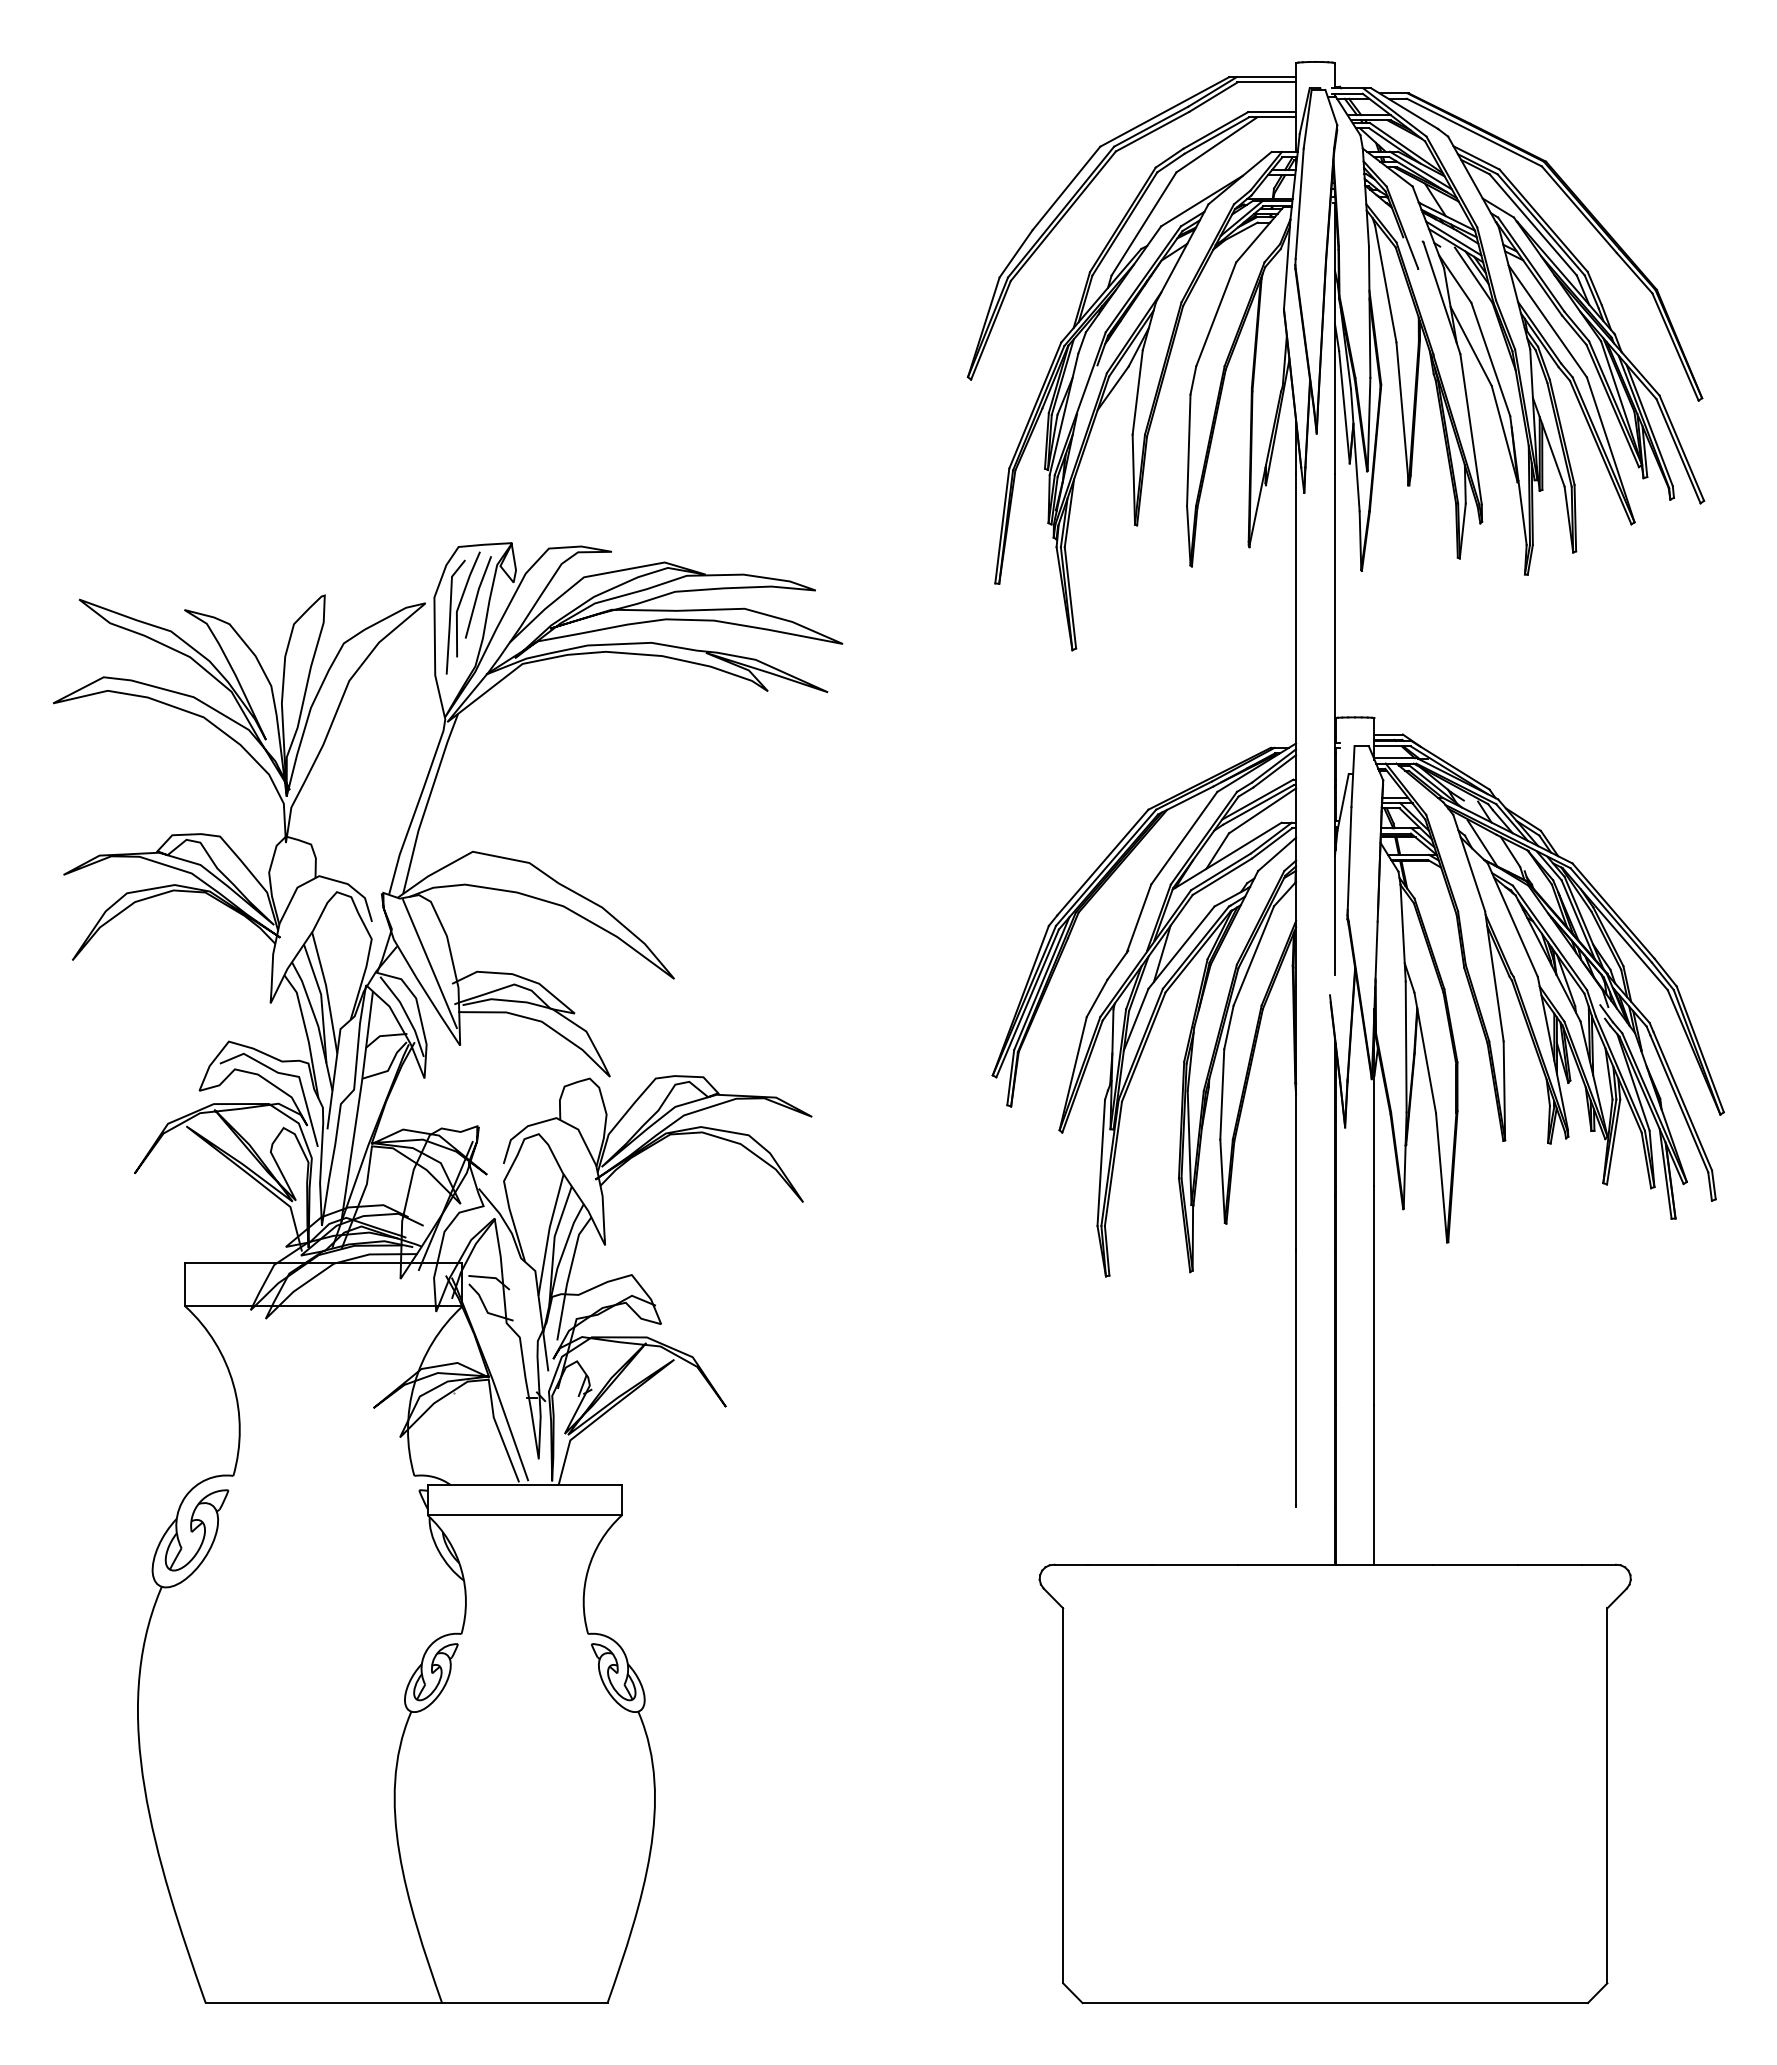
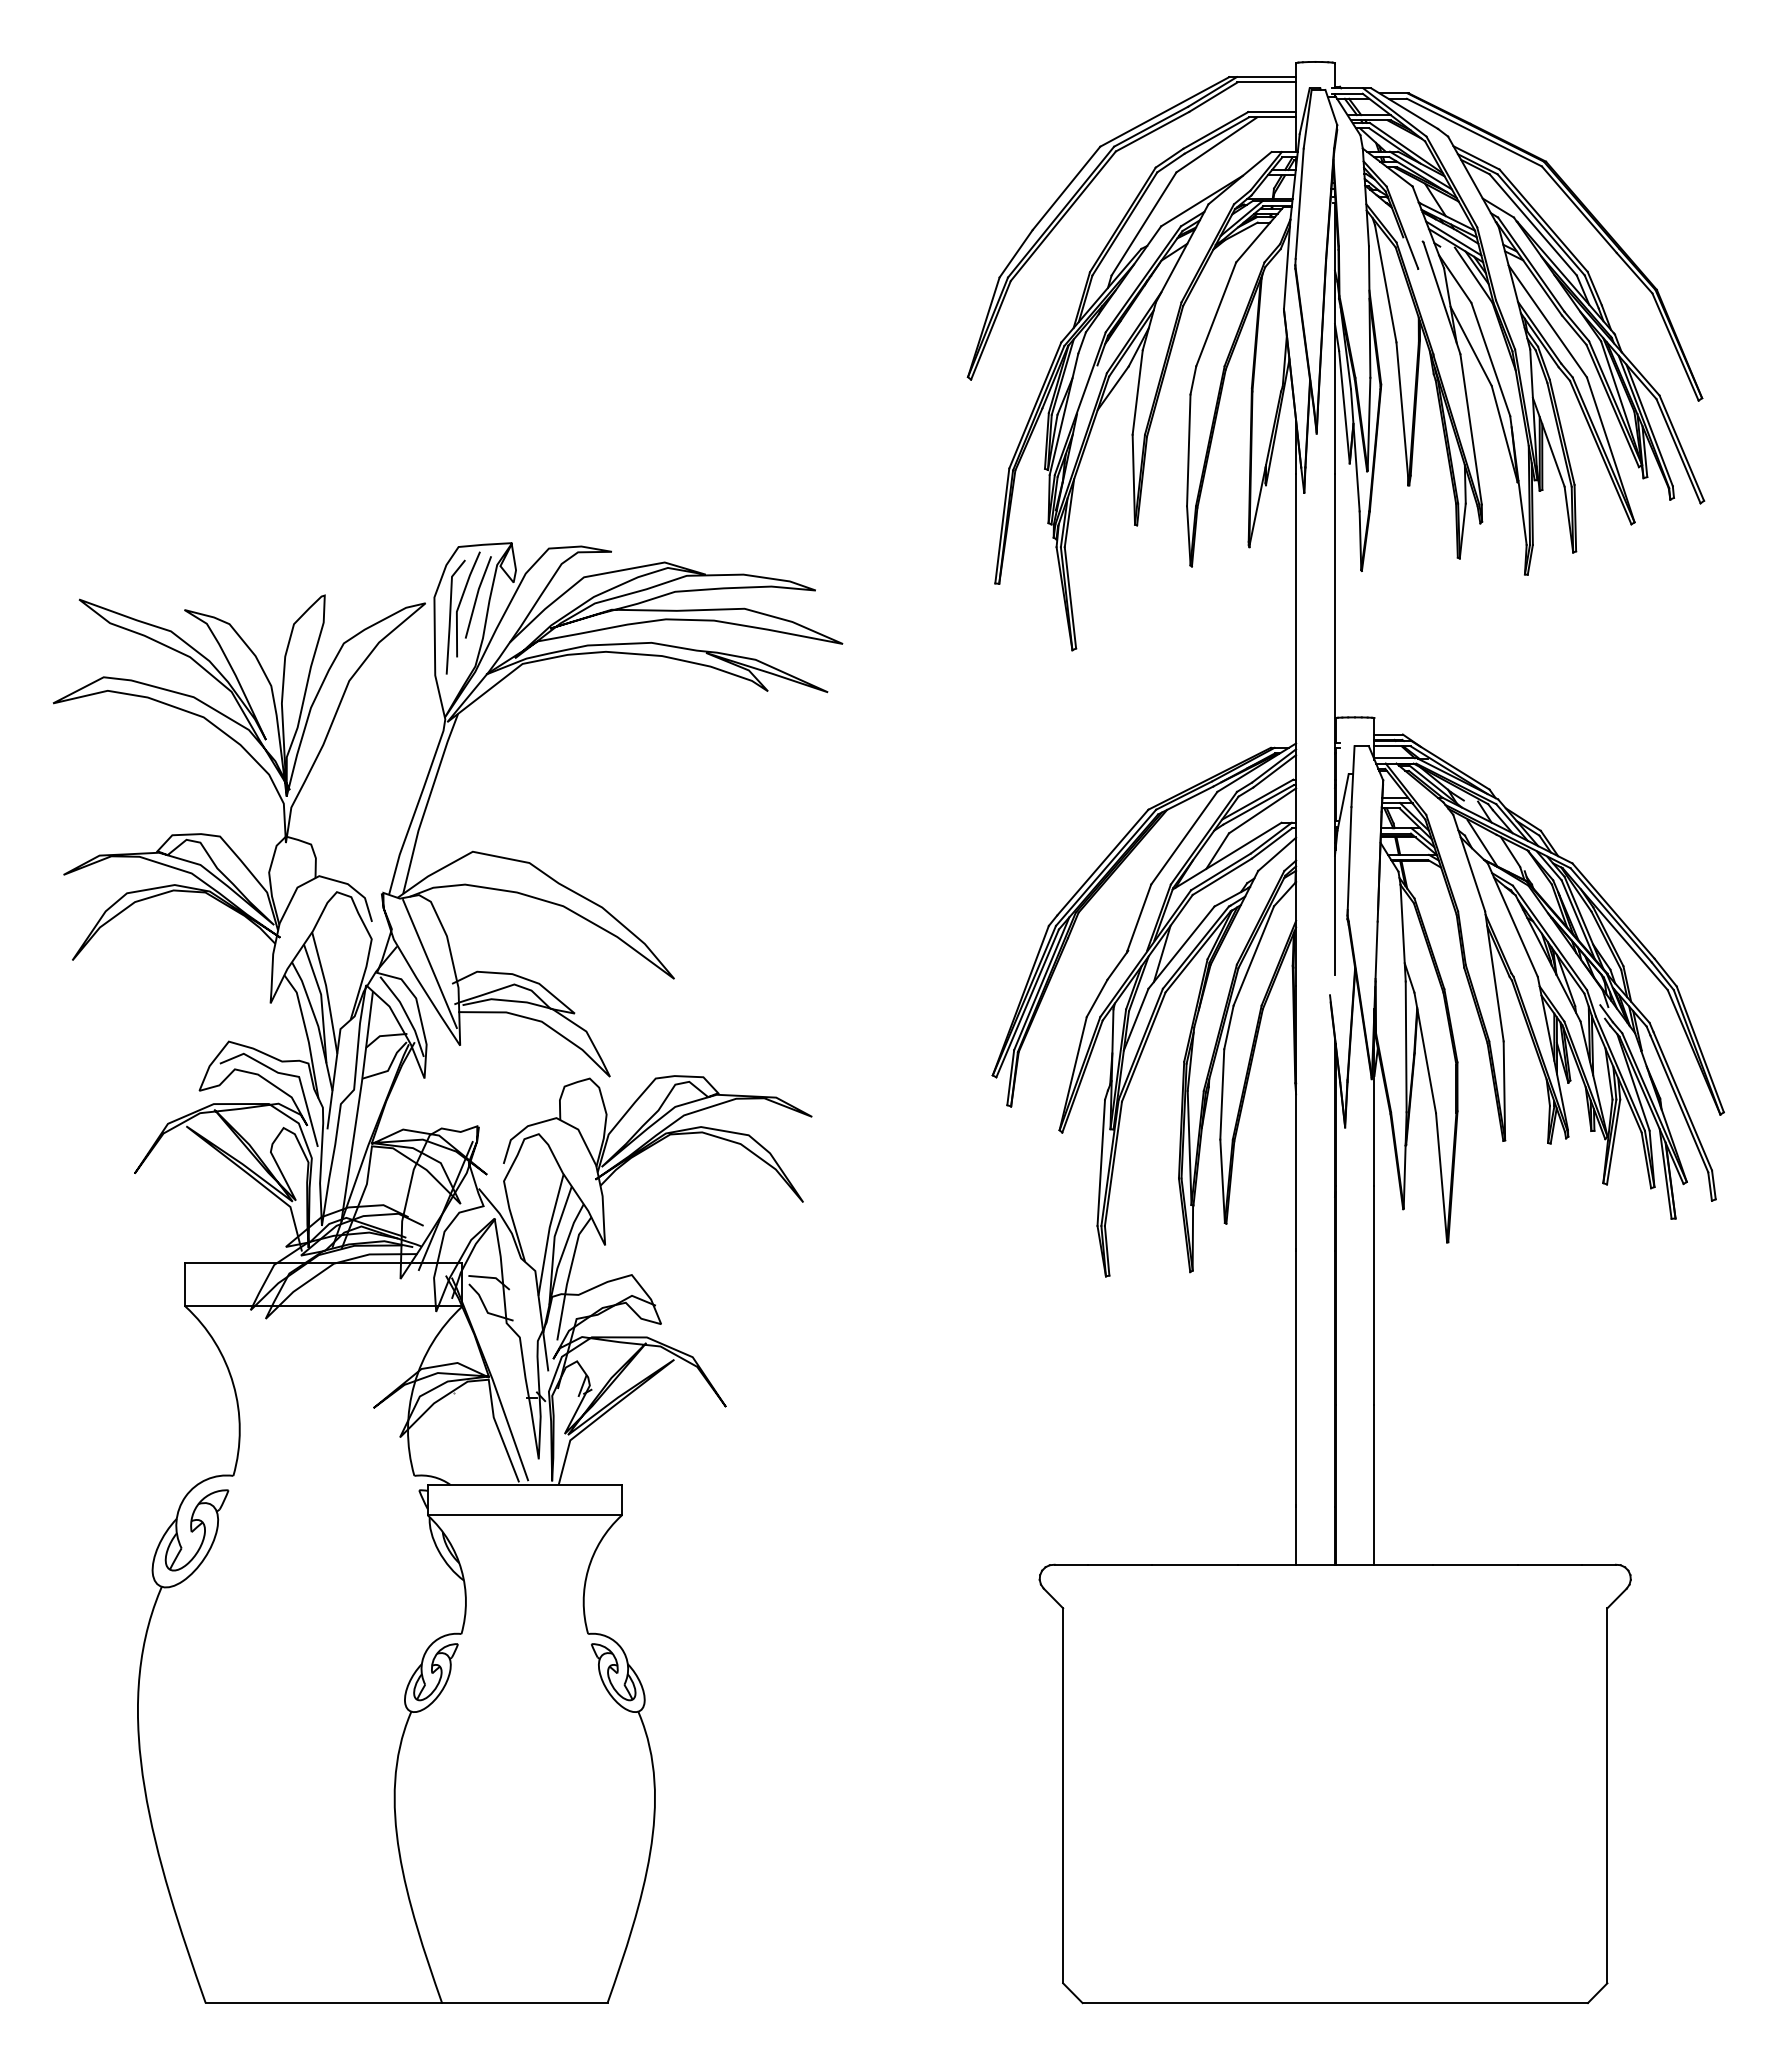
line: none -> present (1296, 1535)
